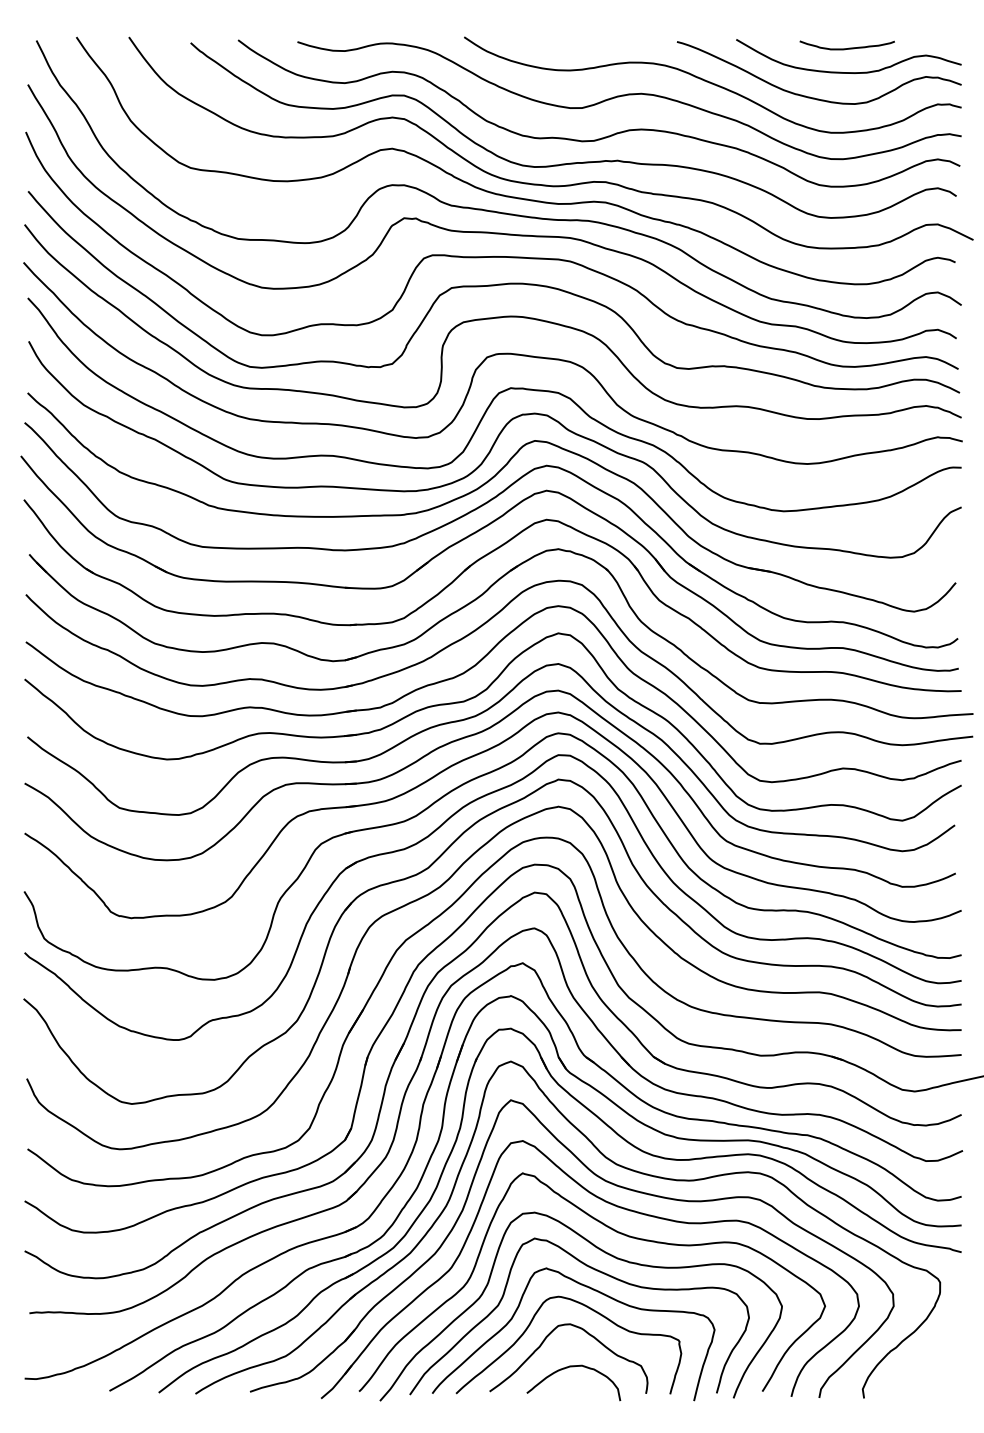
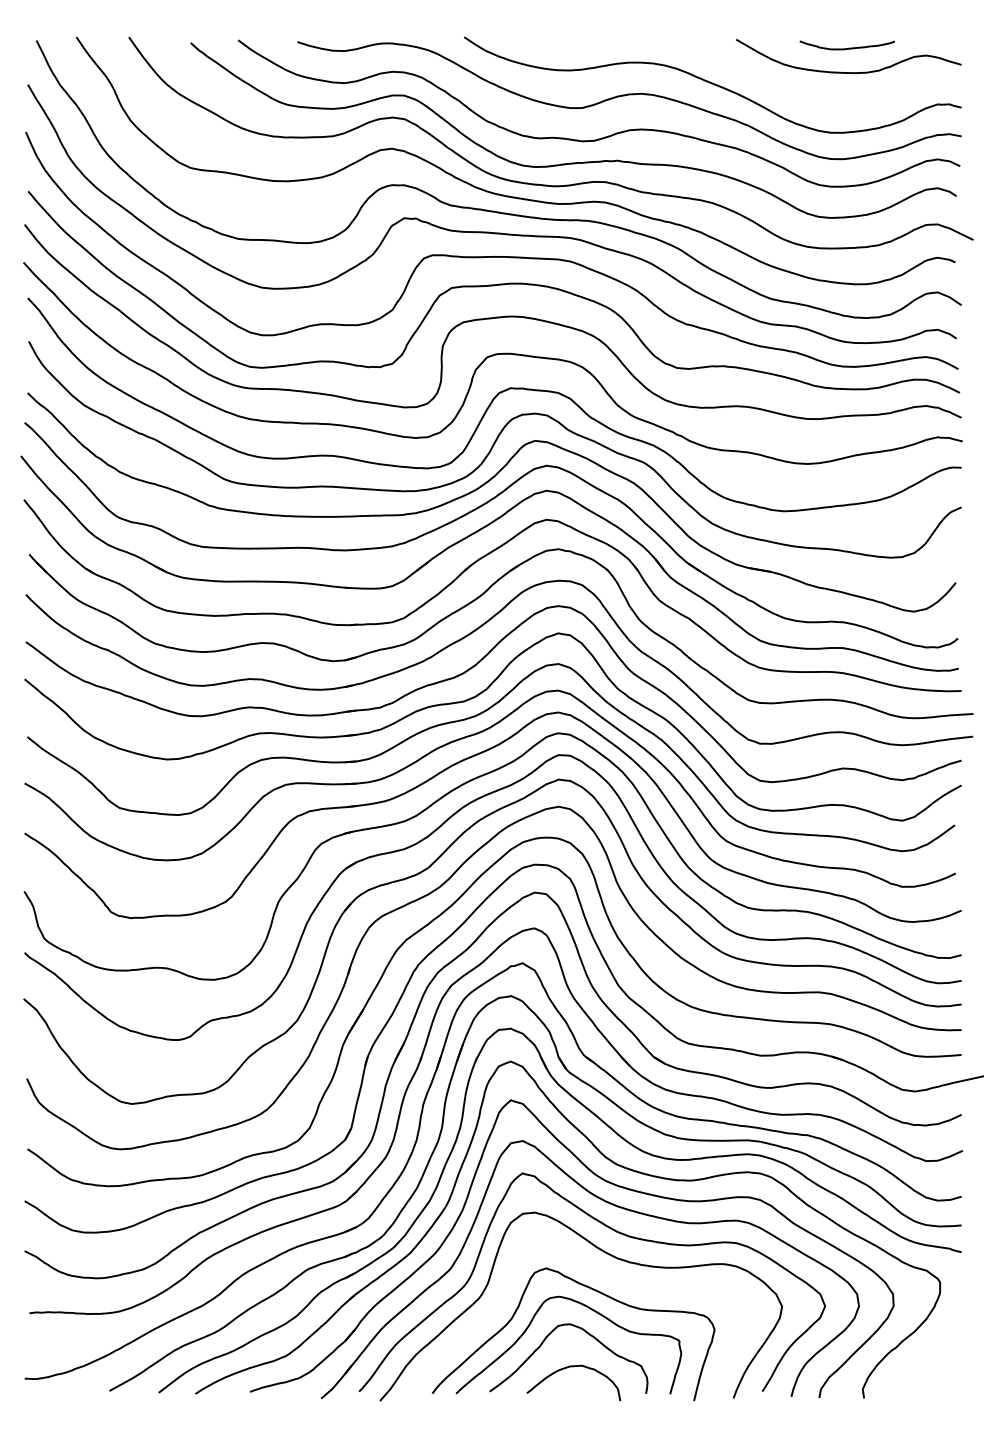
curve: present -> none (810, 96)
curve: present -> none (601, 1273)
